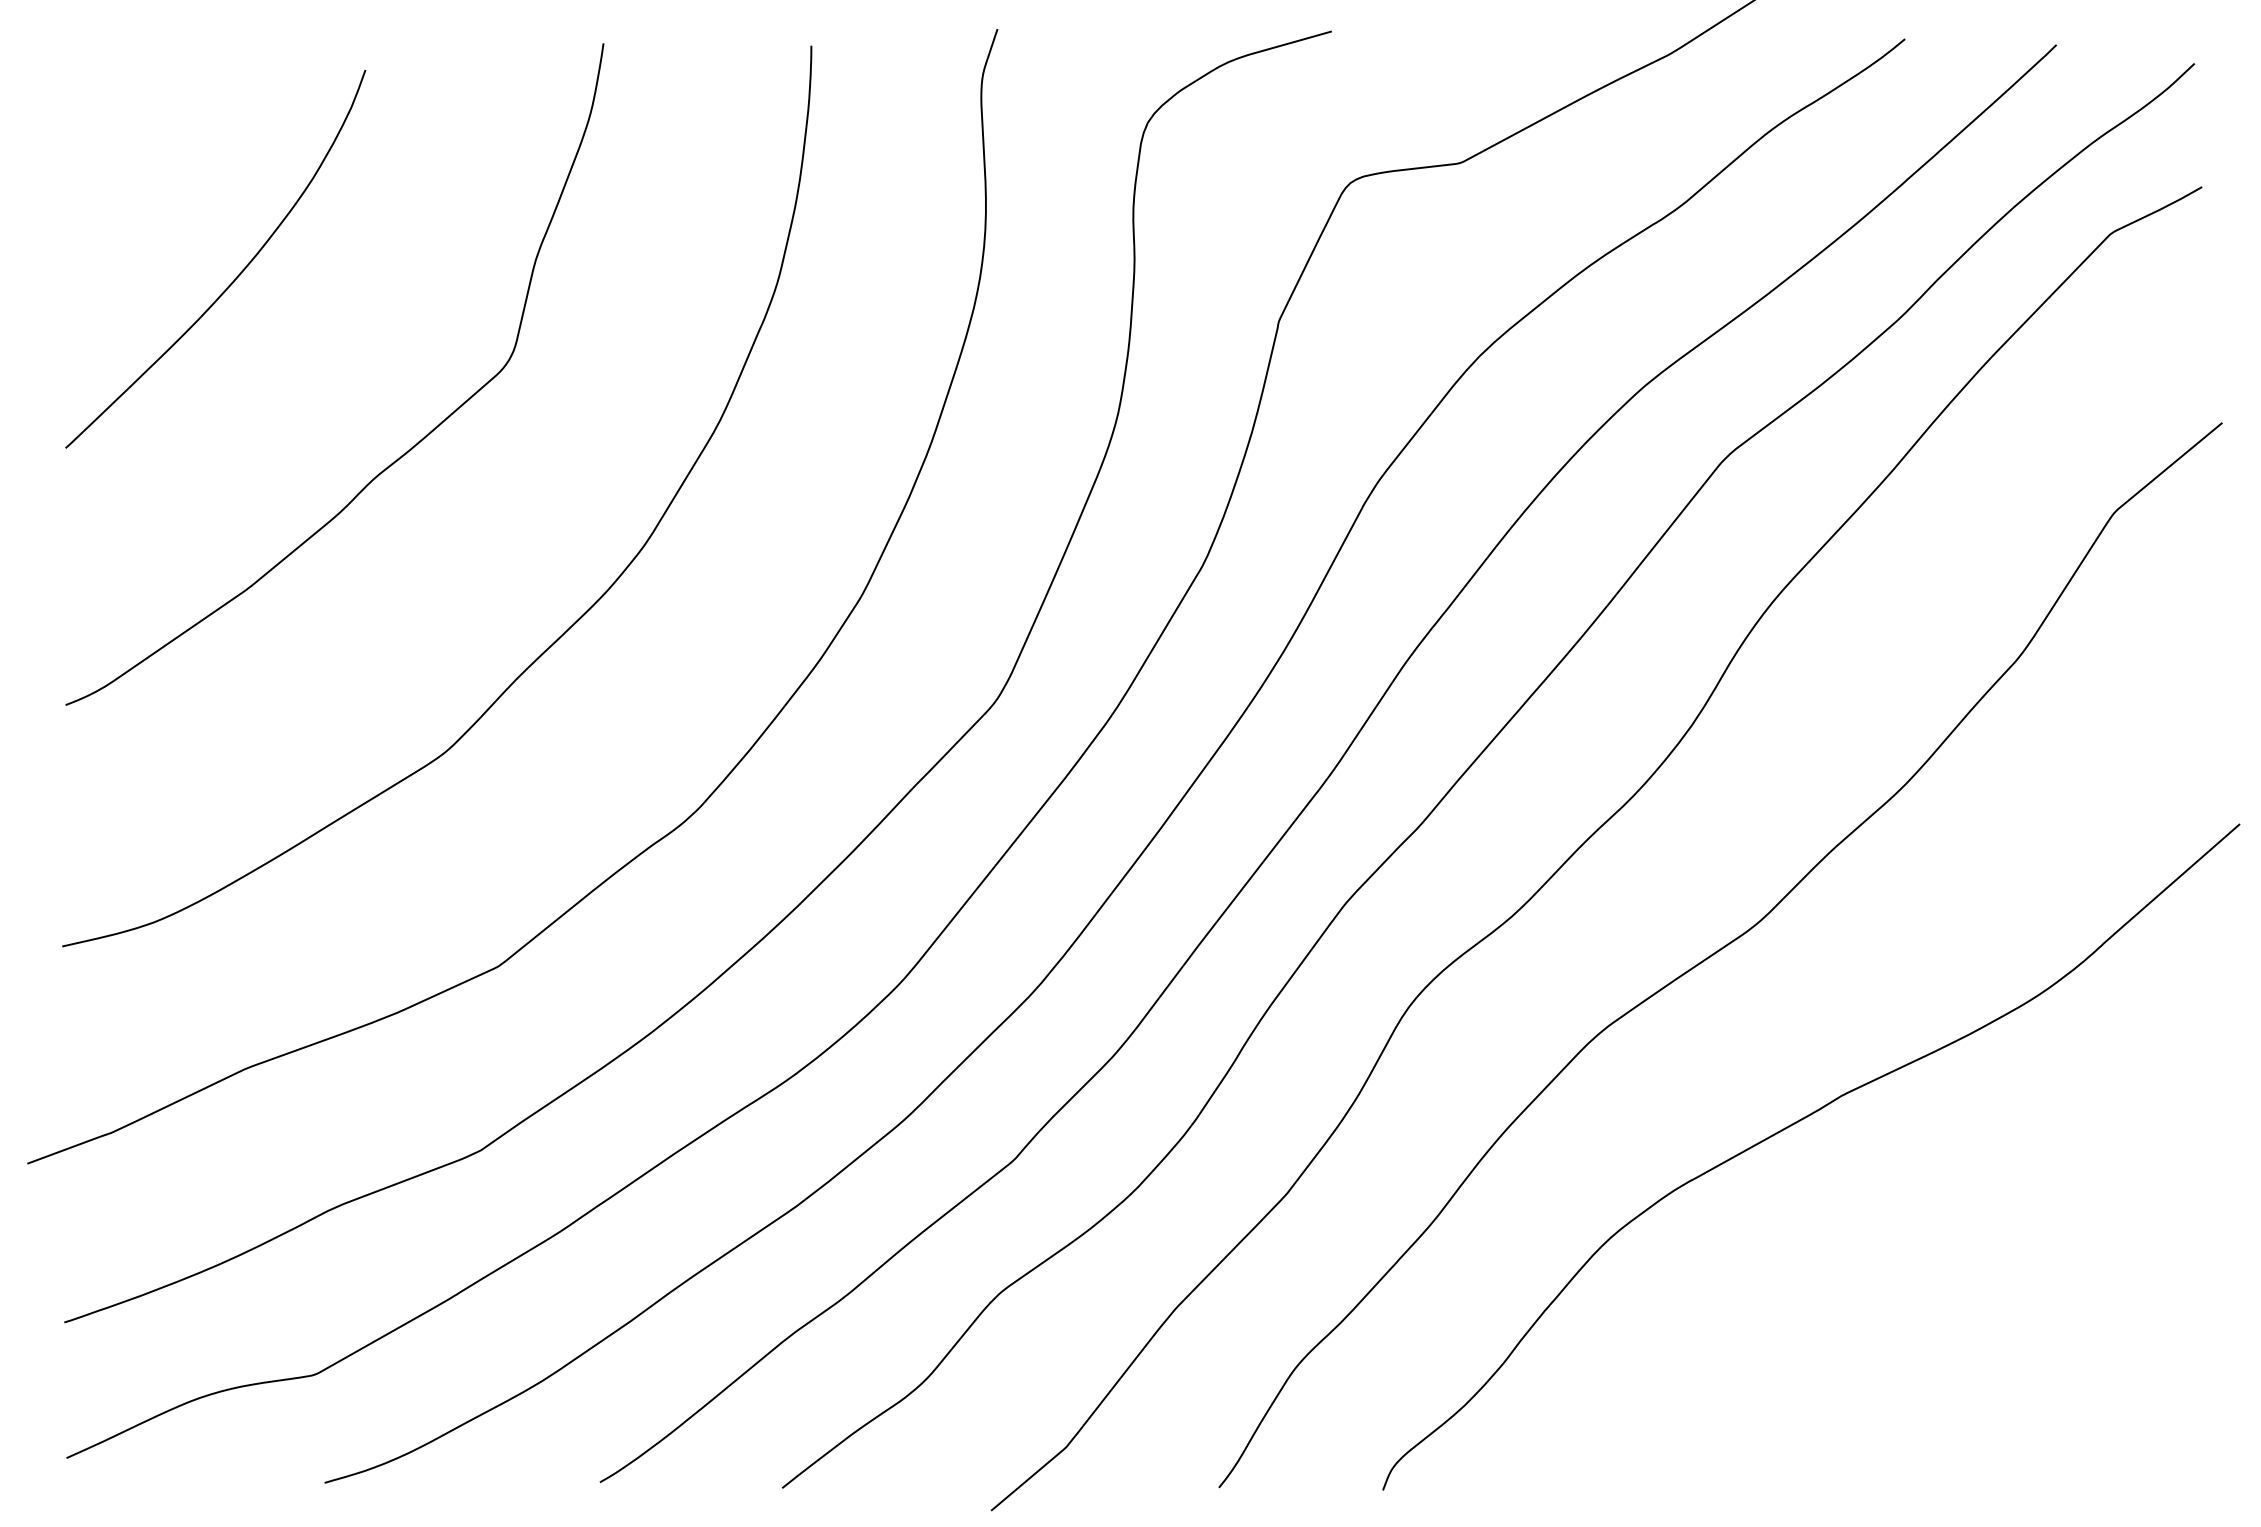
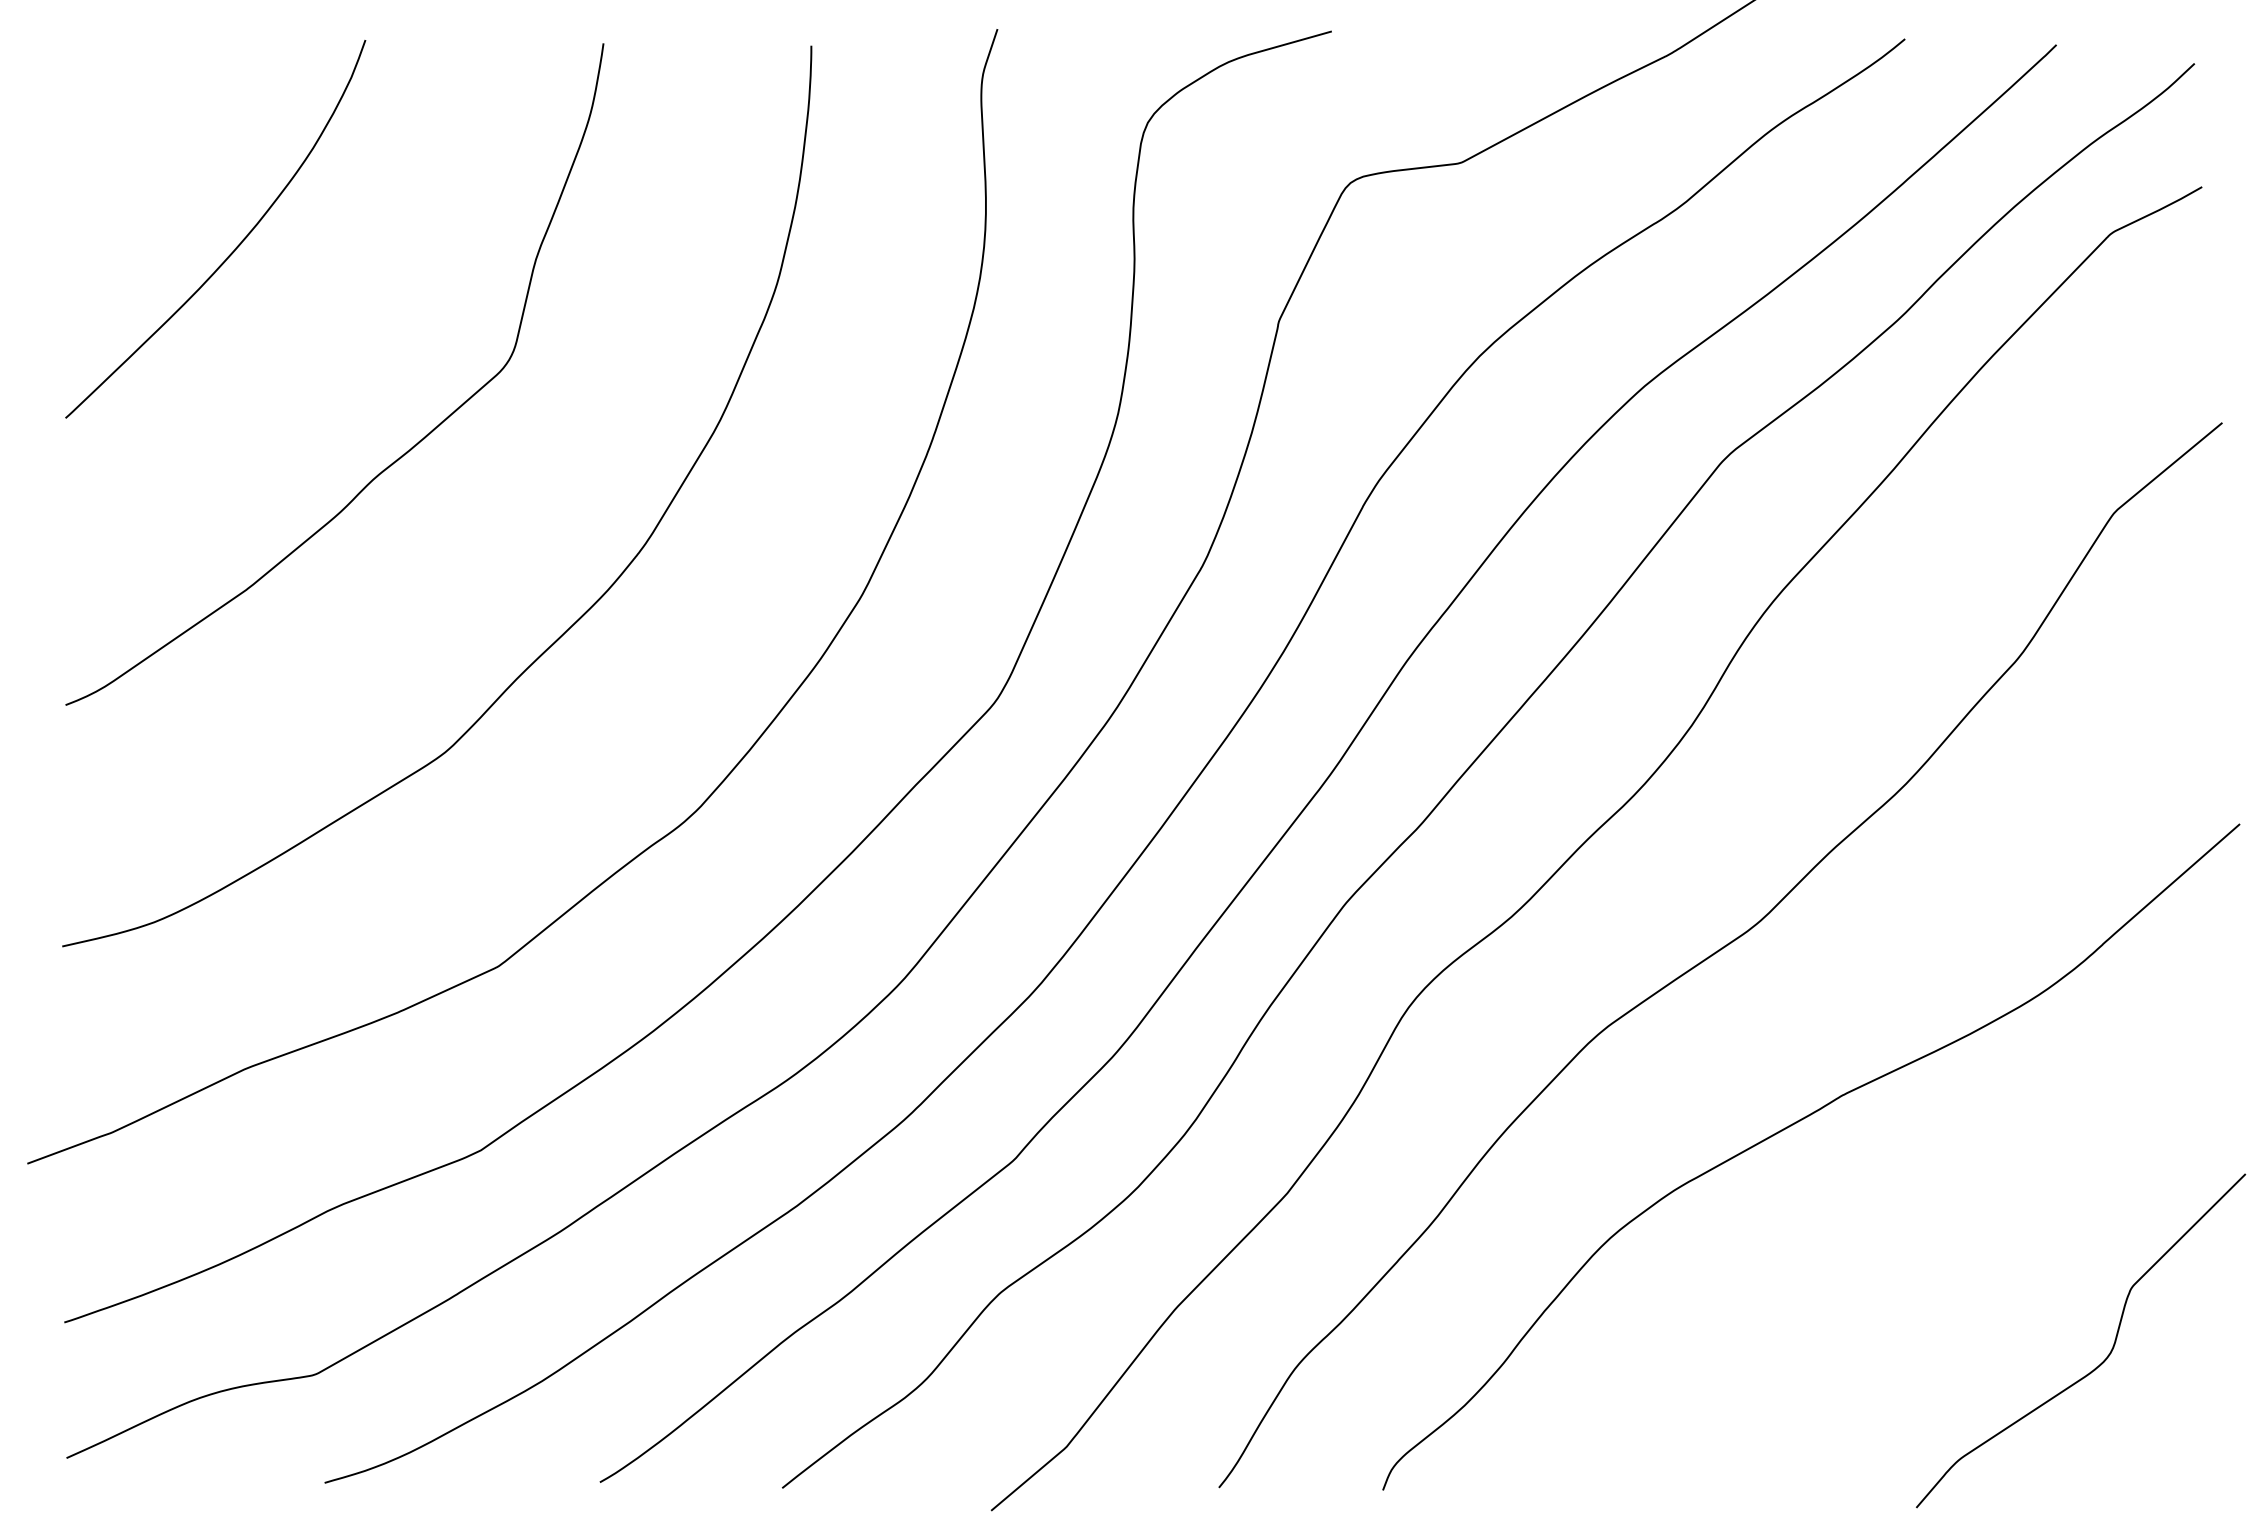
curve position: (235, 277) -> (235, 247) (235, 247)
curve: none -> present (2102, 1361)
